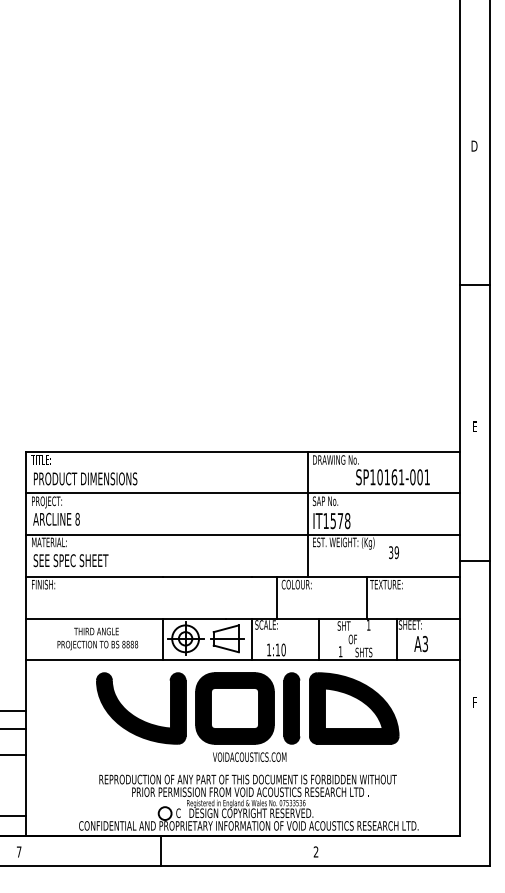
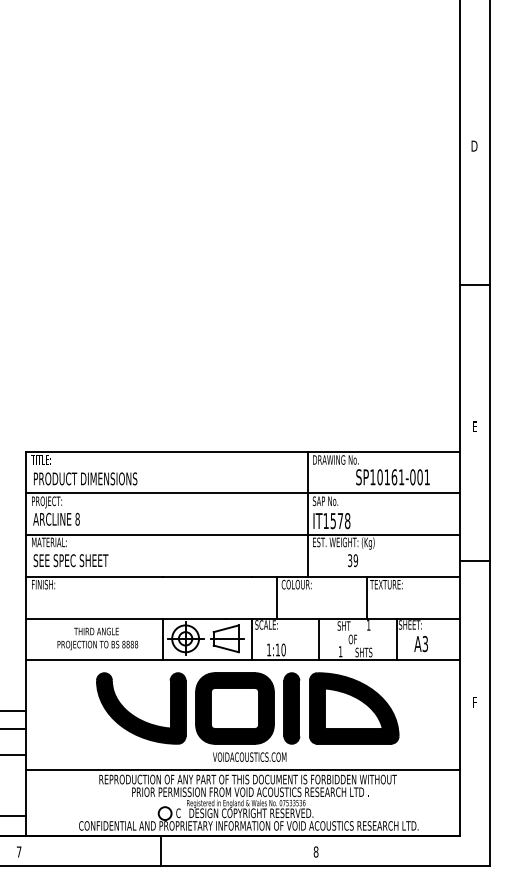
text position: (393, 552) -> (352, 560) (352, 560)
line: none -> present (242, 769)
text: 2 -> 8 (315, 851)
